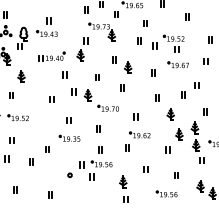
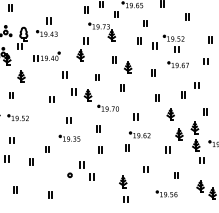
part position: (5, 14) -> (10, 7) (10, 7)
part position: (51, 56) -> (46, 56) (46, 56)
part: present -> none (101, 163)
